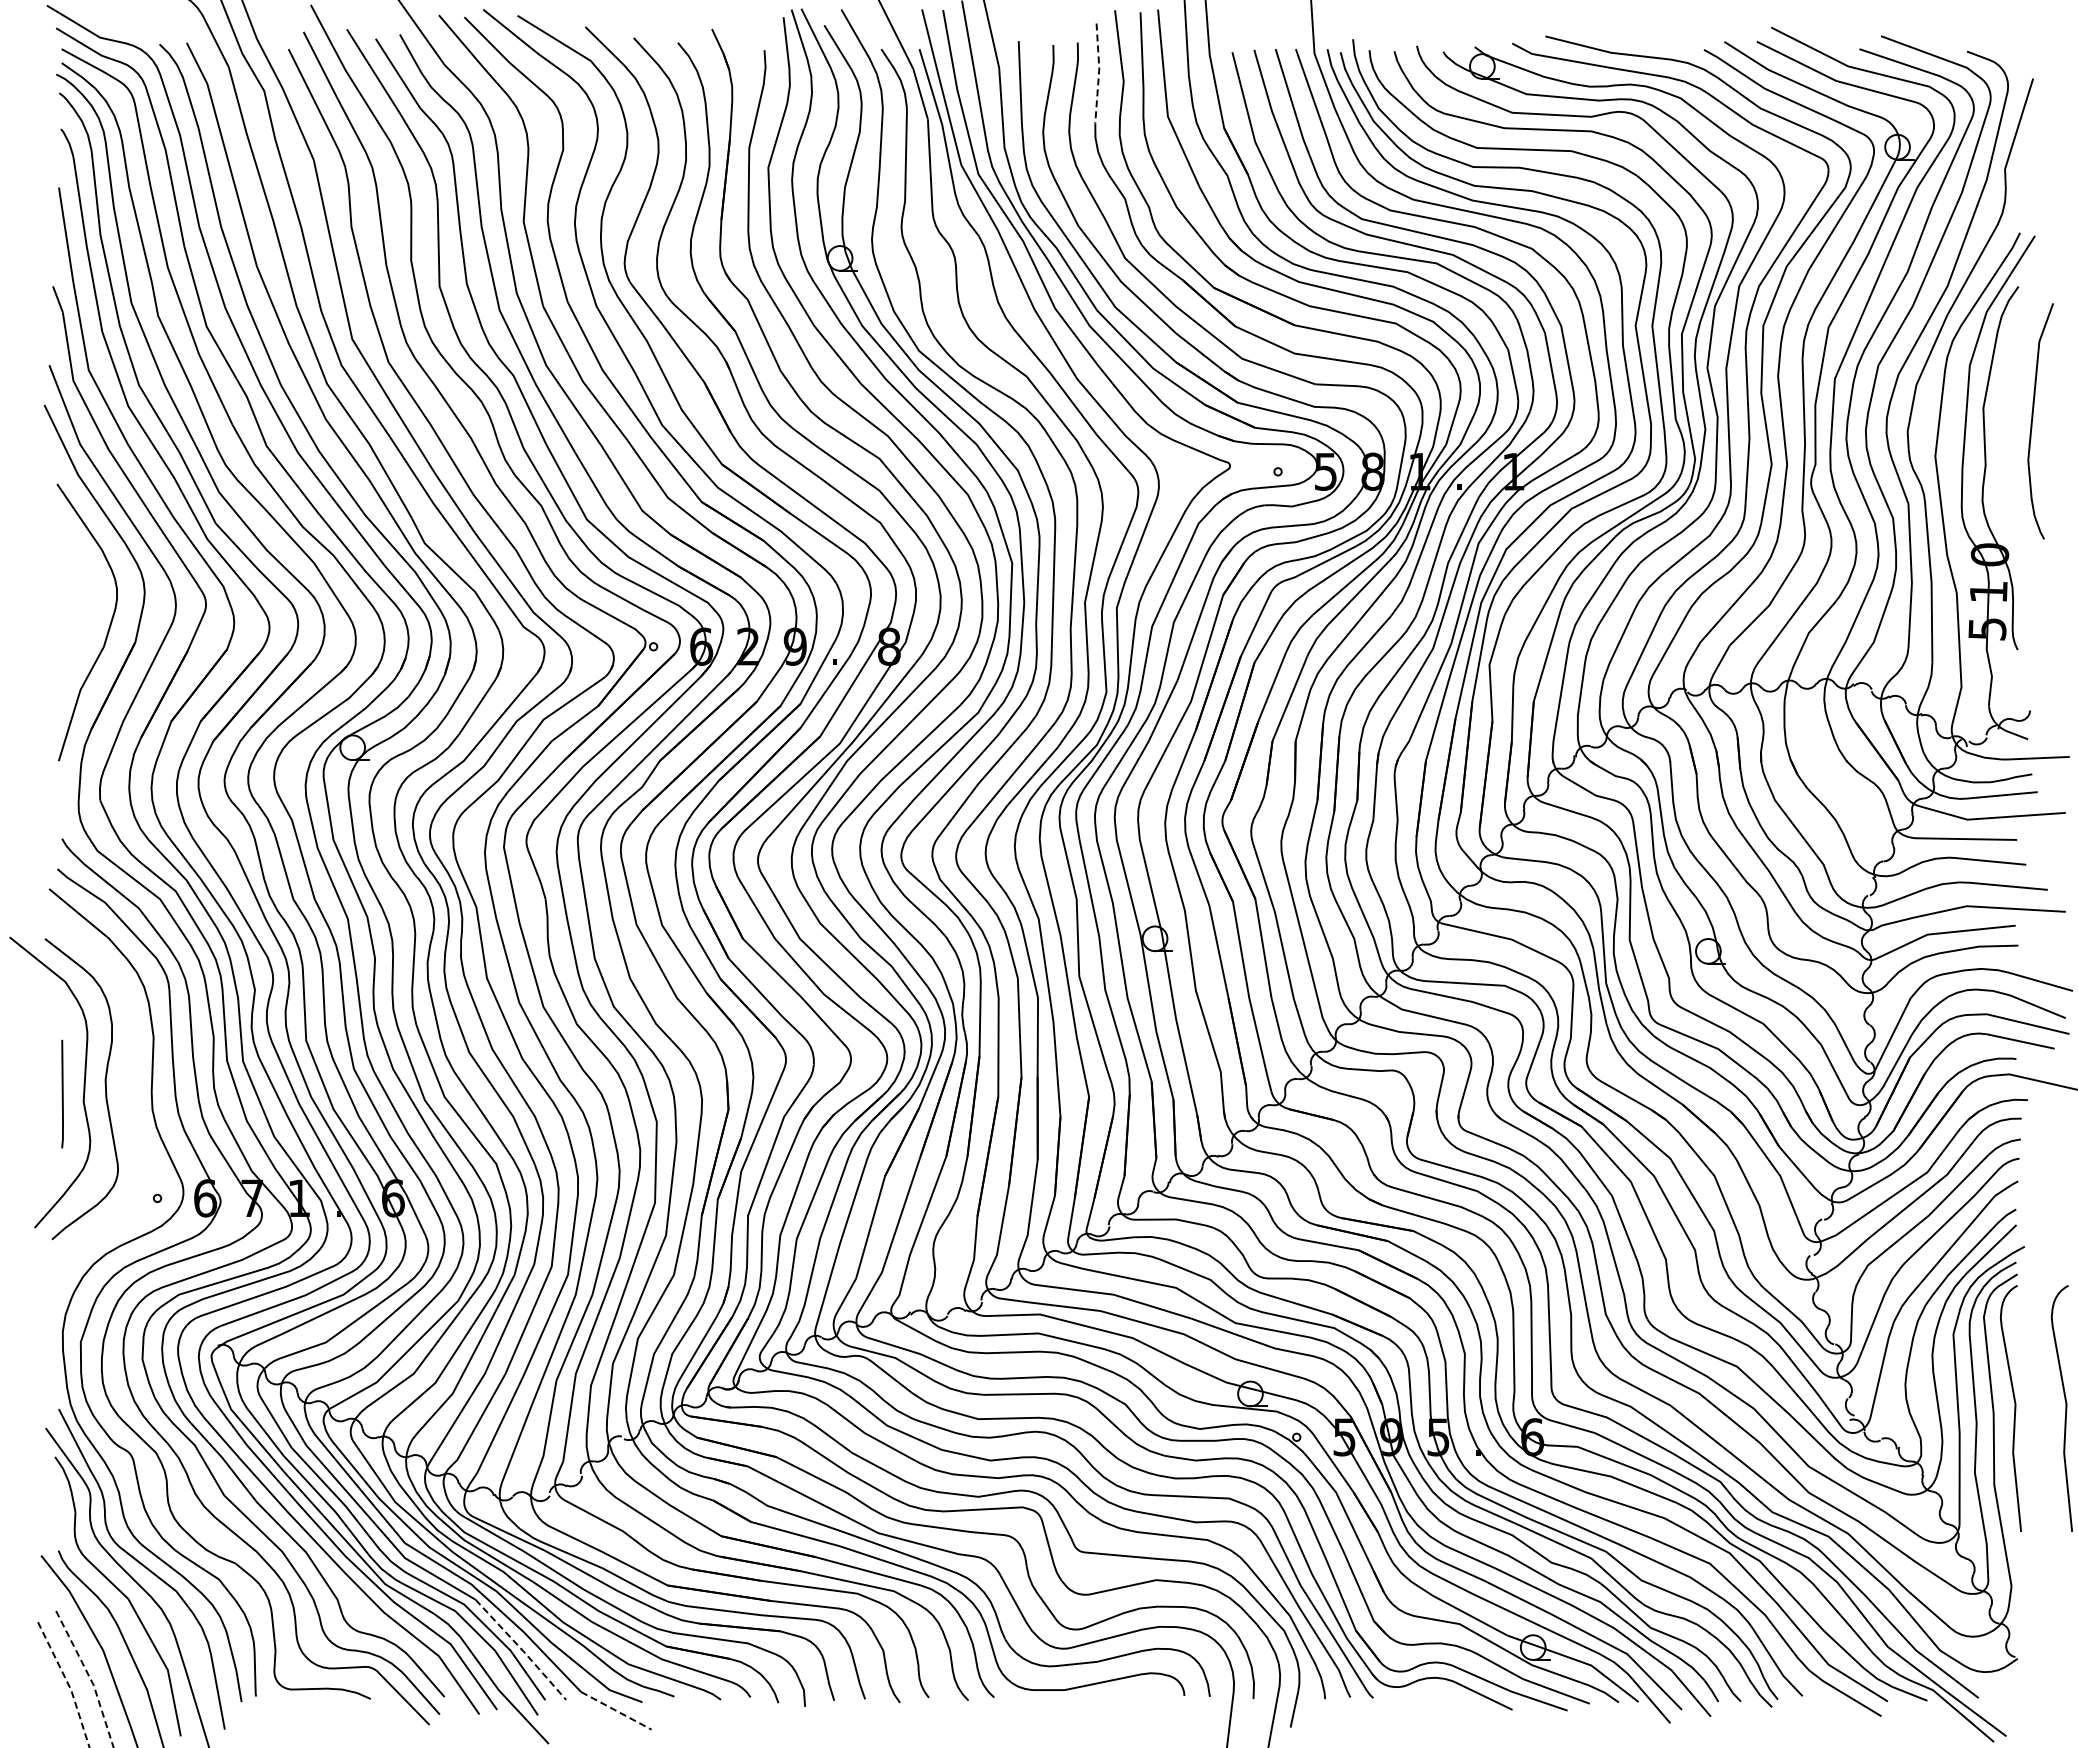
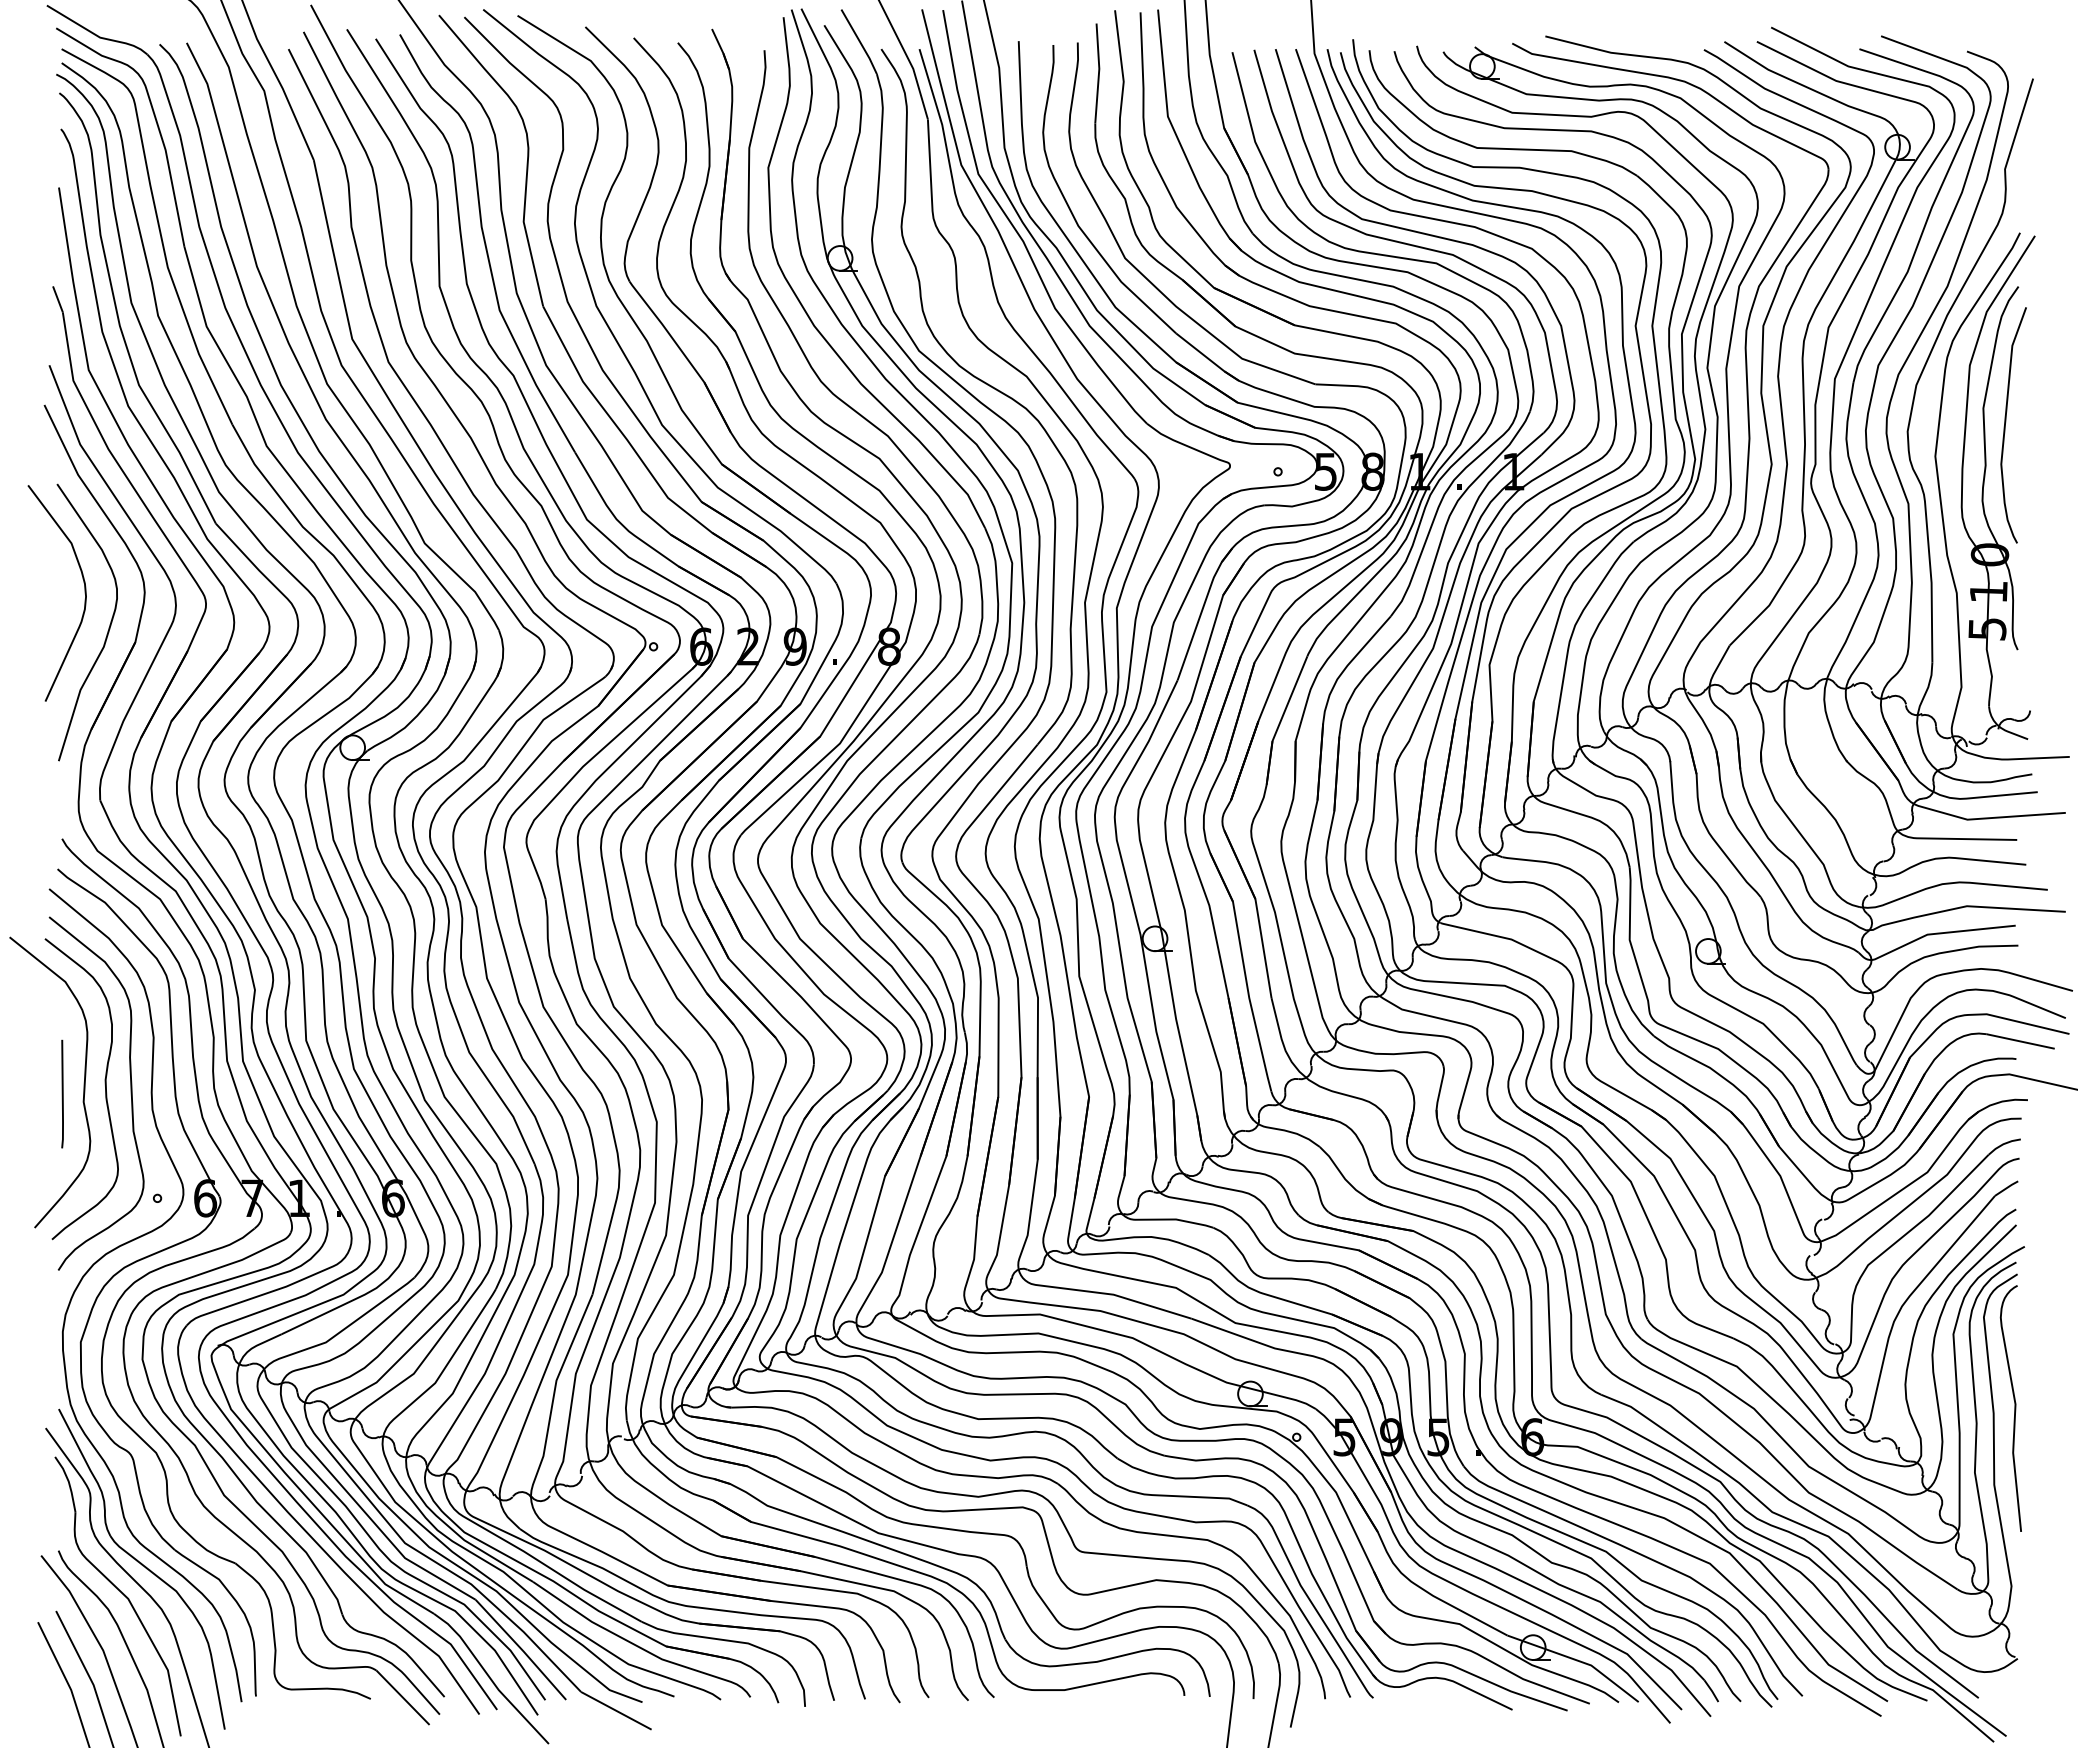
line: dashed -> solid (1099, 72)
curve position: (2033, 418) -> (2006, 422) (2006, 422)
curve: none -> present (84, 593)
curve: none -> present (130, 1093)
curve: present -> none (2065, 1408)
line: dashed -> solid (522, 1650)
line: dashed -> solid (90, 1678)
line: dashed -> solid (68, 1683)
line: dashed -> solid (616, 1710)
